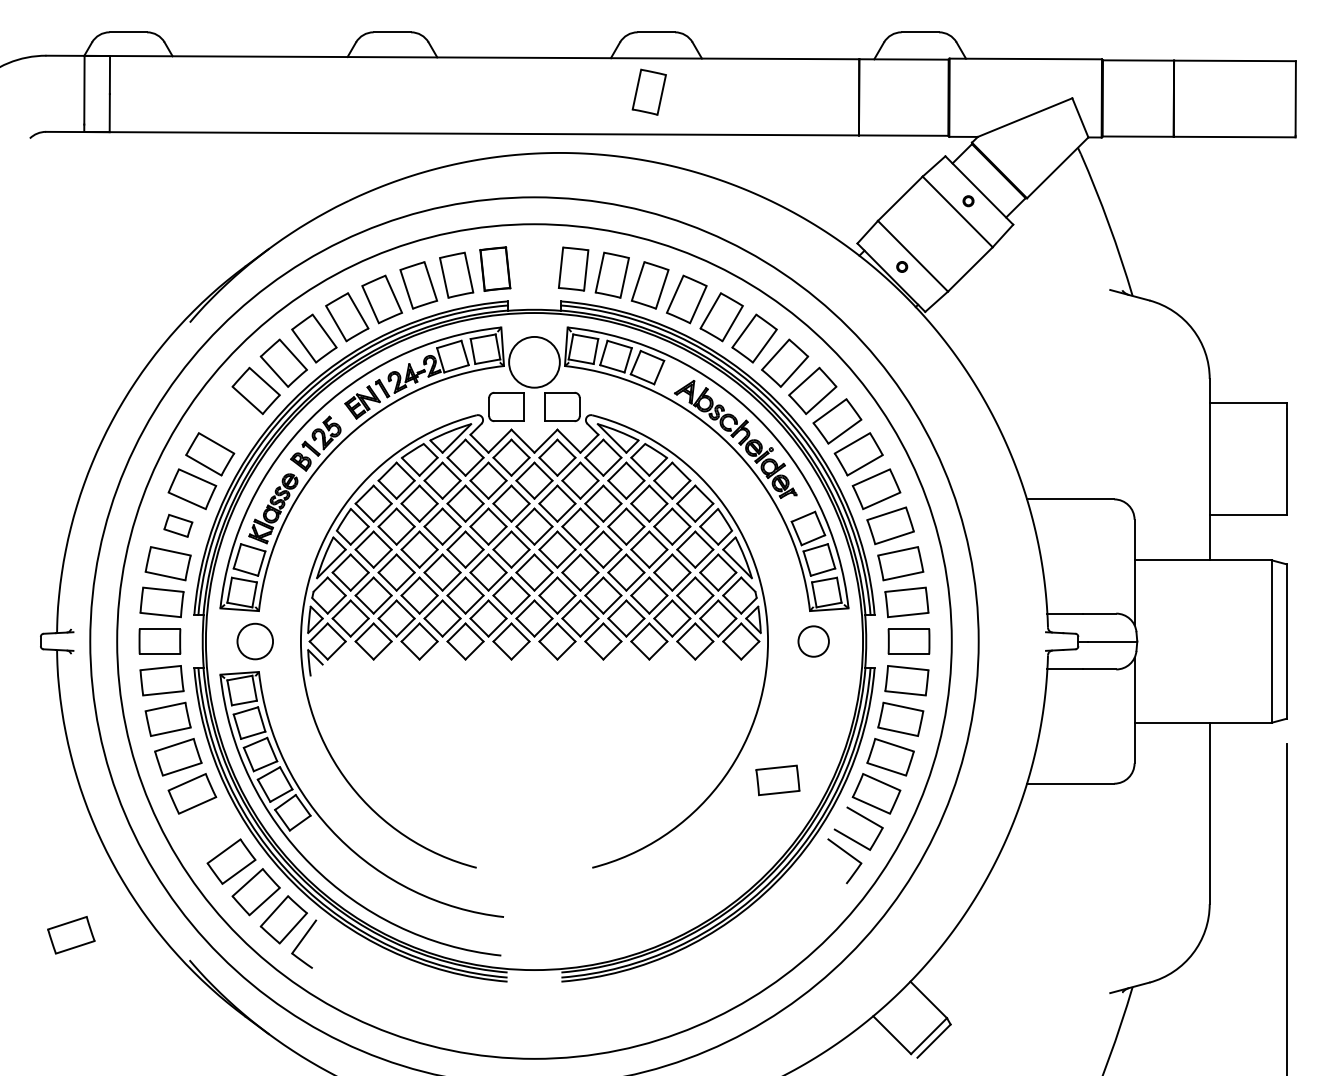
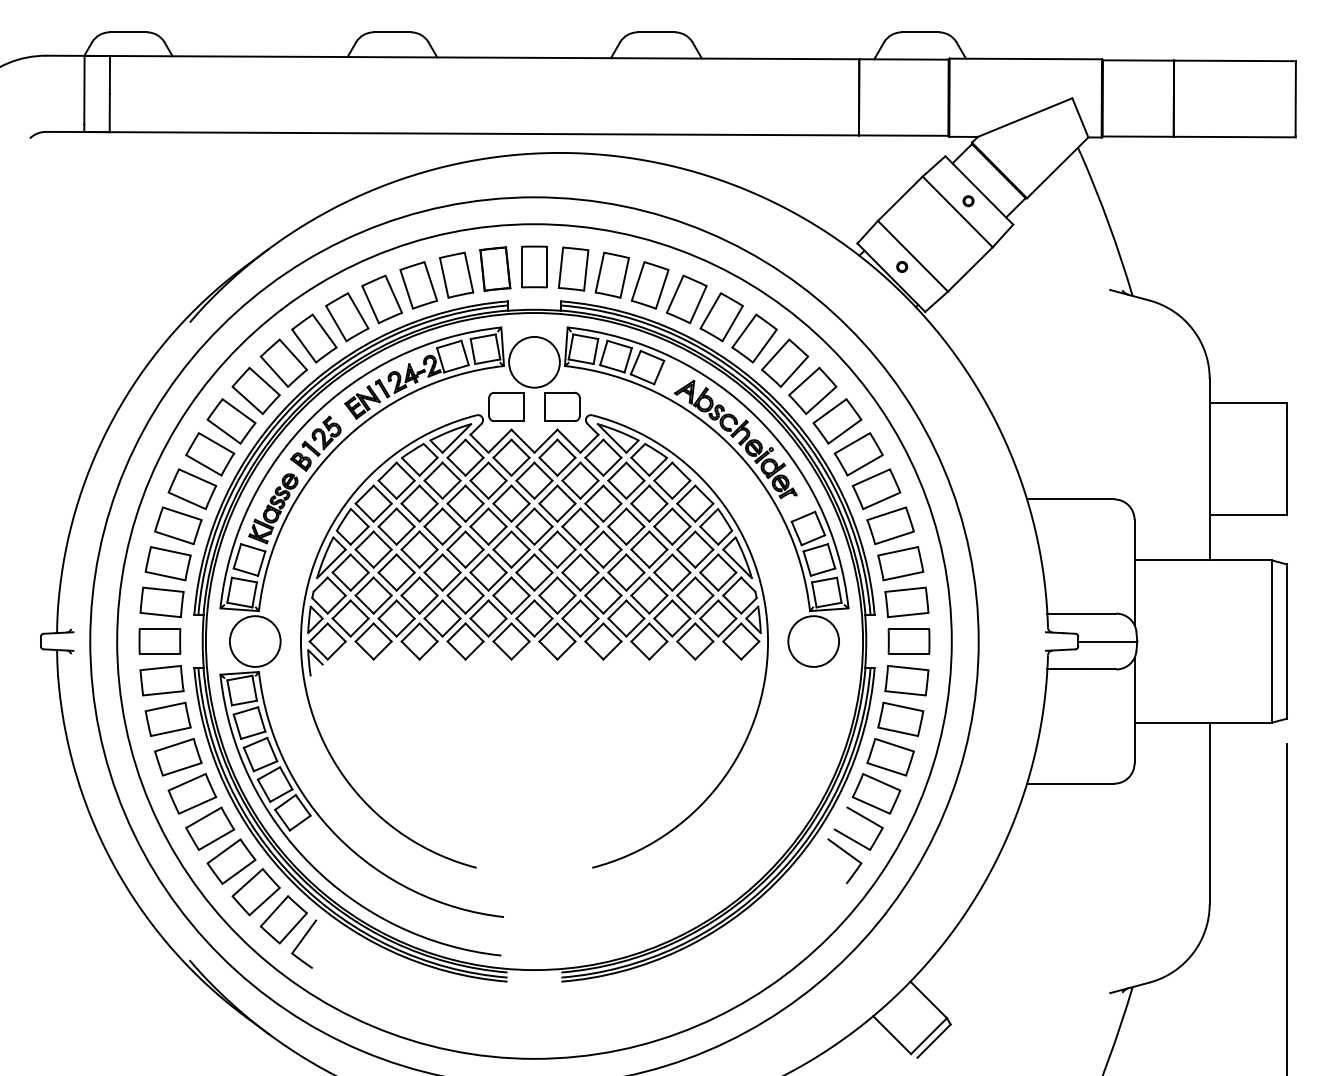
part: present -> none (648, 91)
part: none -> present (534, 266)
part: none -> present (231, 421)
part size: 31x25 px -> 49x40 px (178, 525)
circle diameter: 36 px -> 51 px (254, 641)
circle diameter: 30 px -> 51 px (813, 641)
part: present -> none (777, 780)
part: none -> present (210, 828)
part: present -> none (71, 935)
